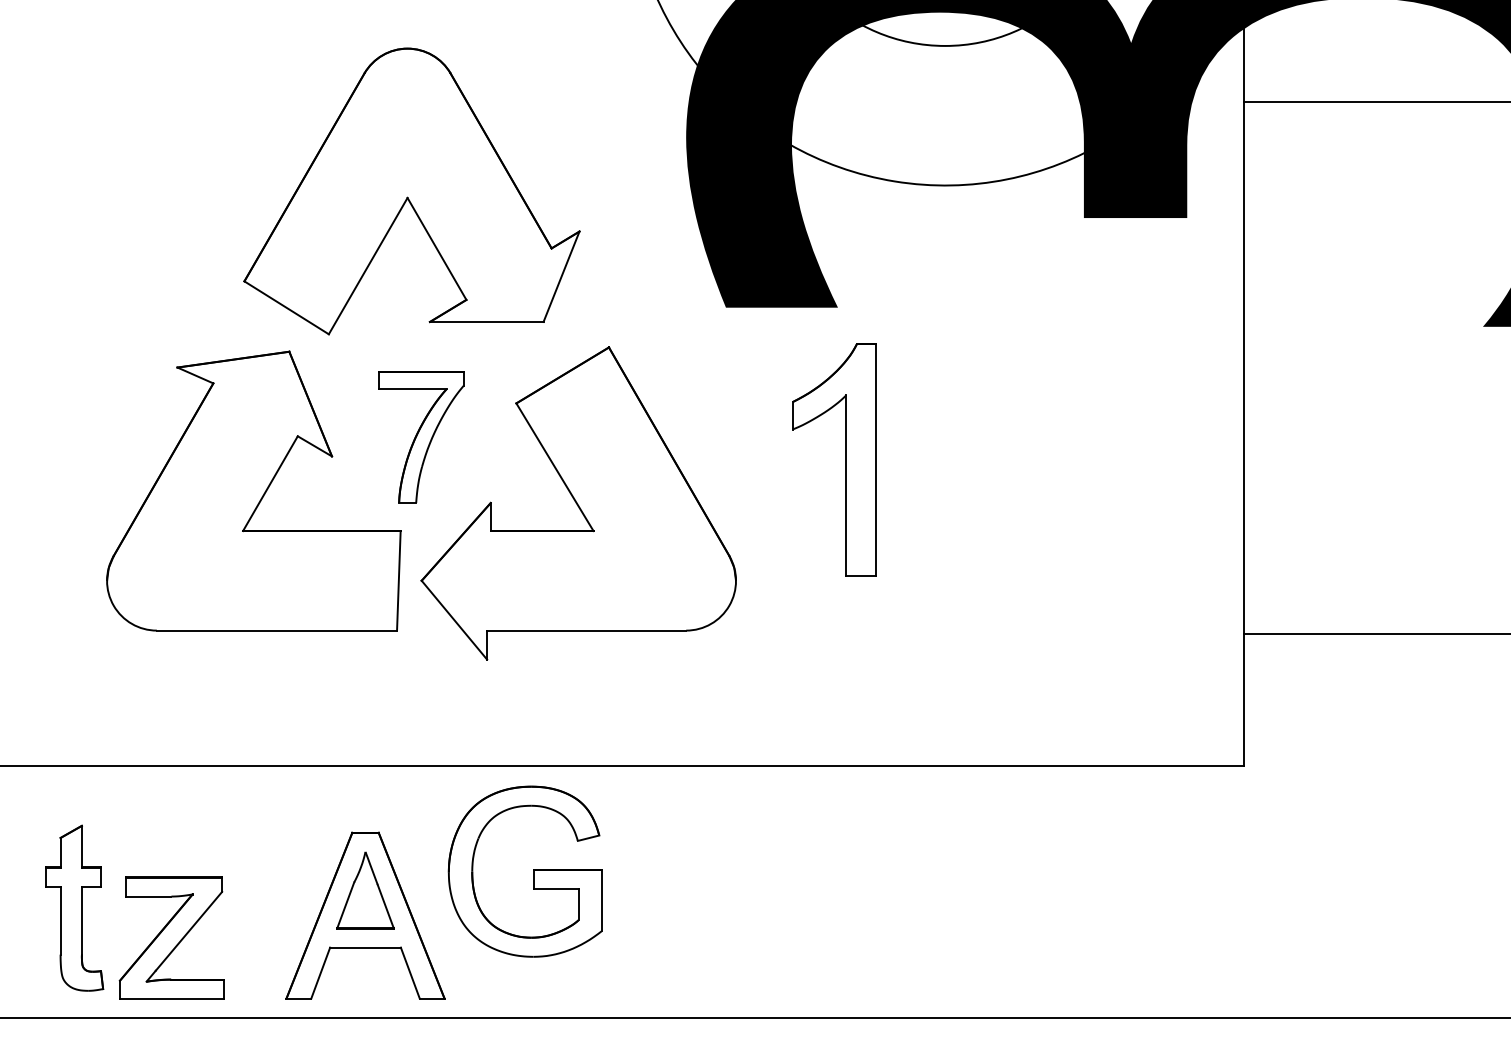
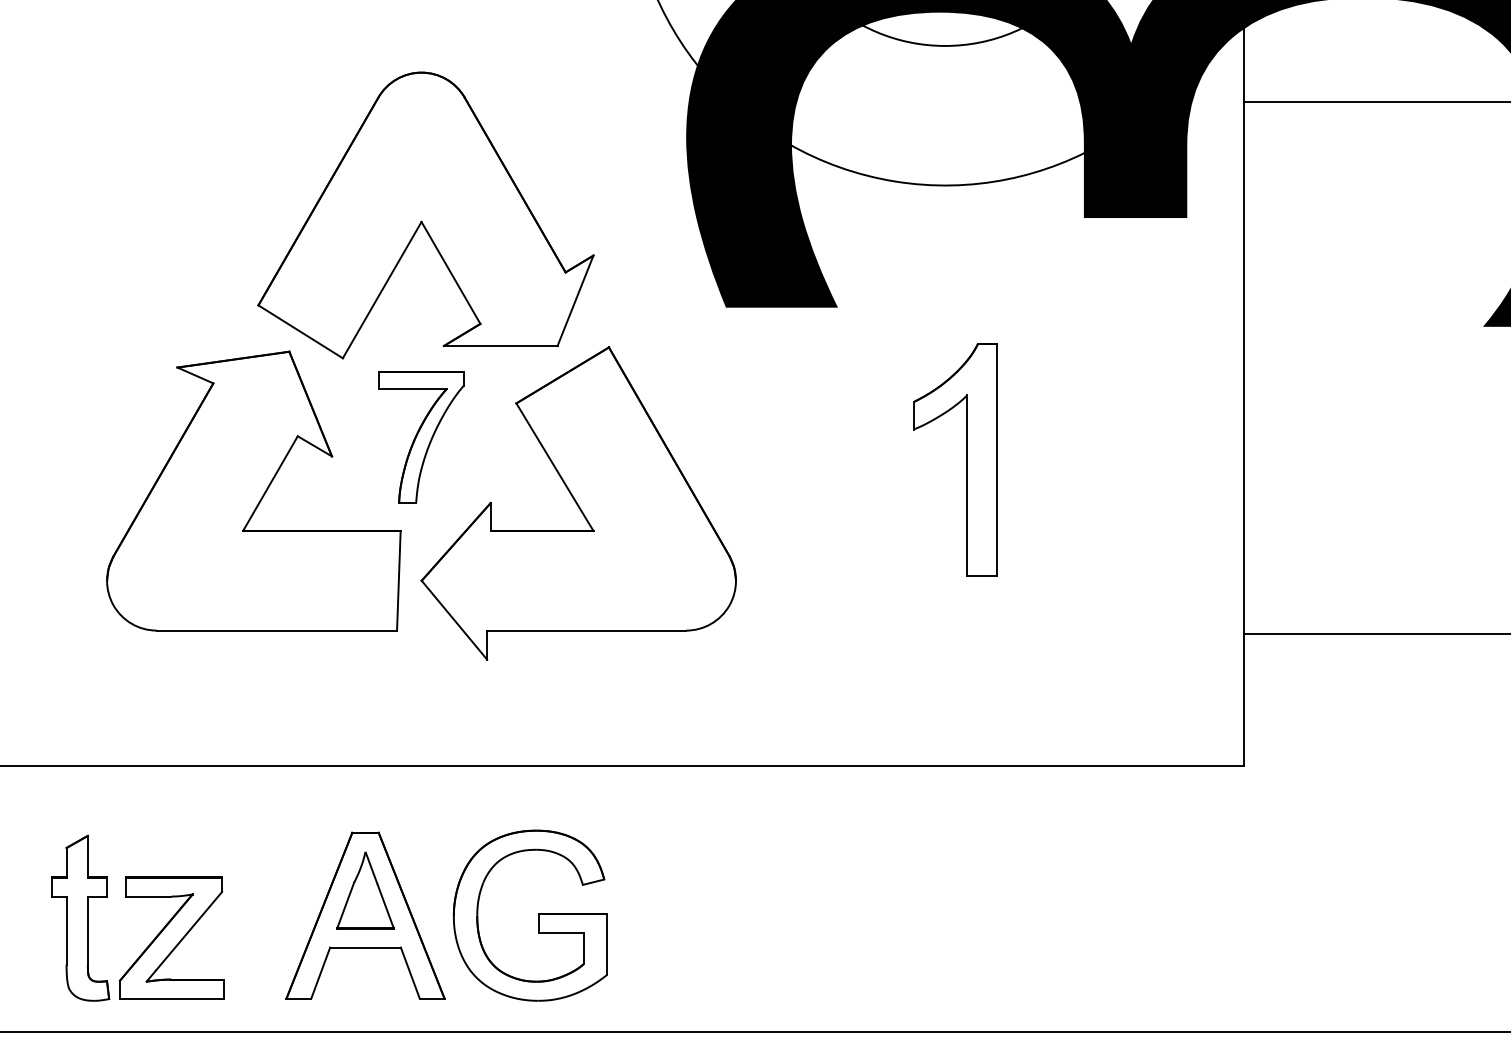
part position: (411, 191) -> (425, 215) (425, 215)
part position: (845, 459) -> (966, 459) (966, 459)
part position: (533, 871) -> (538, 915) (538, 915)
part position: (74, 907) -> (80, 917) (80, 917)
line position: (754, 1017) -> (754, 1031) (754, 1031)
